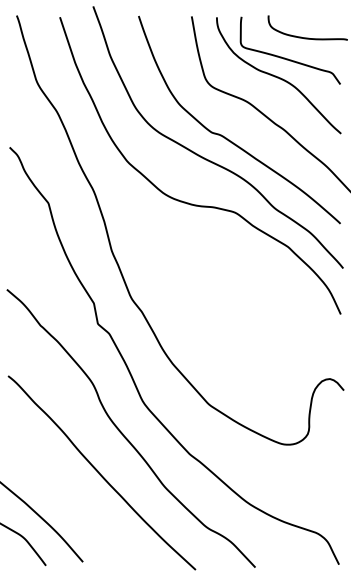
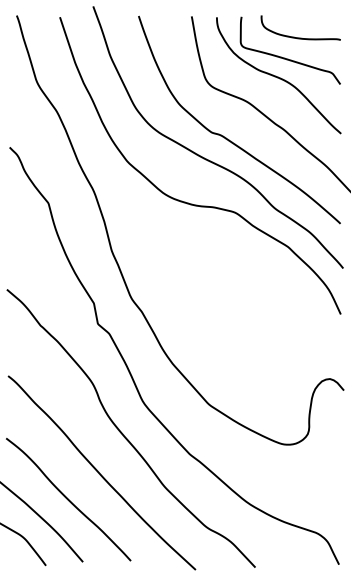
curve position: (307, 37) -> (300, 37) (300, 37)
curve: none -> present (68, 499)
